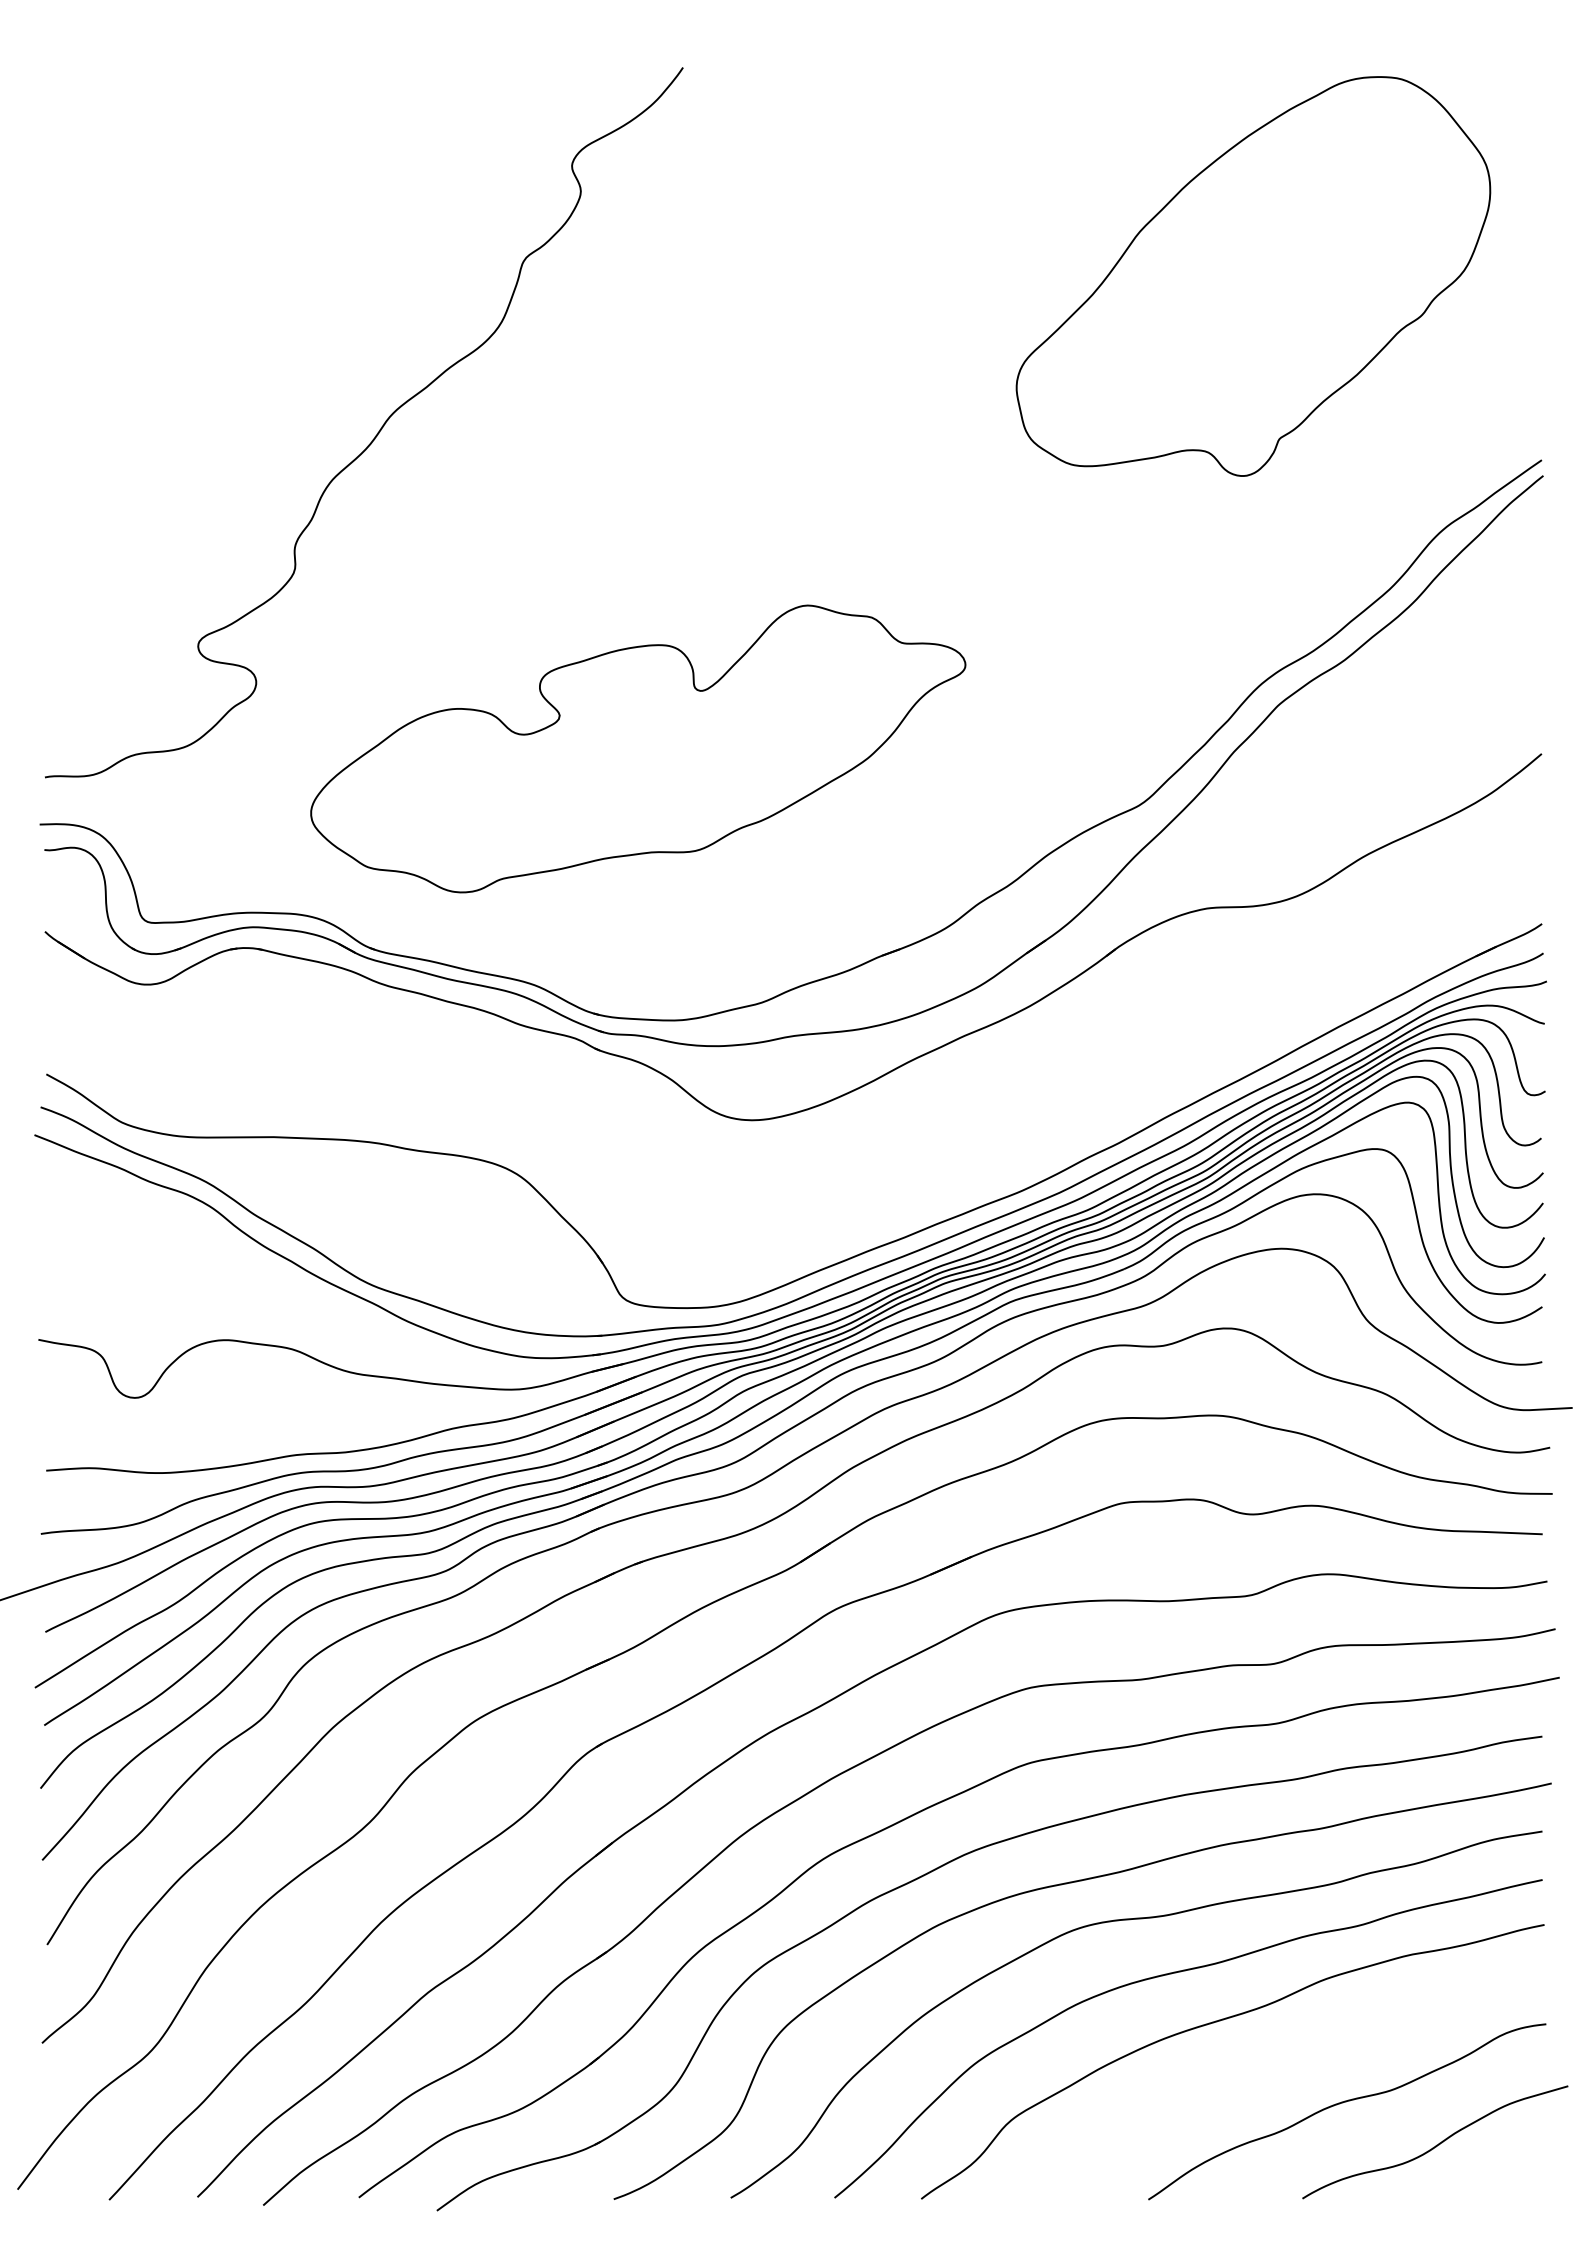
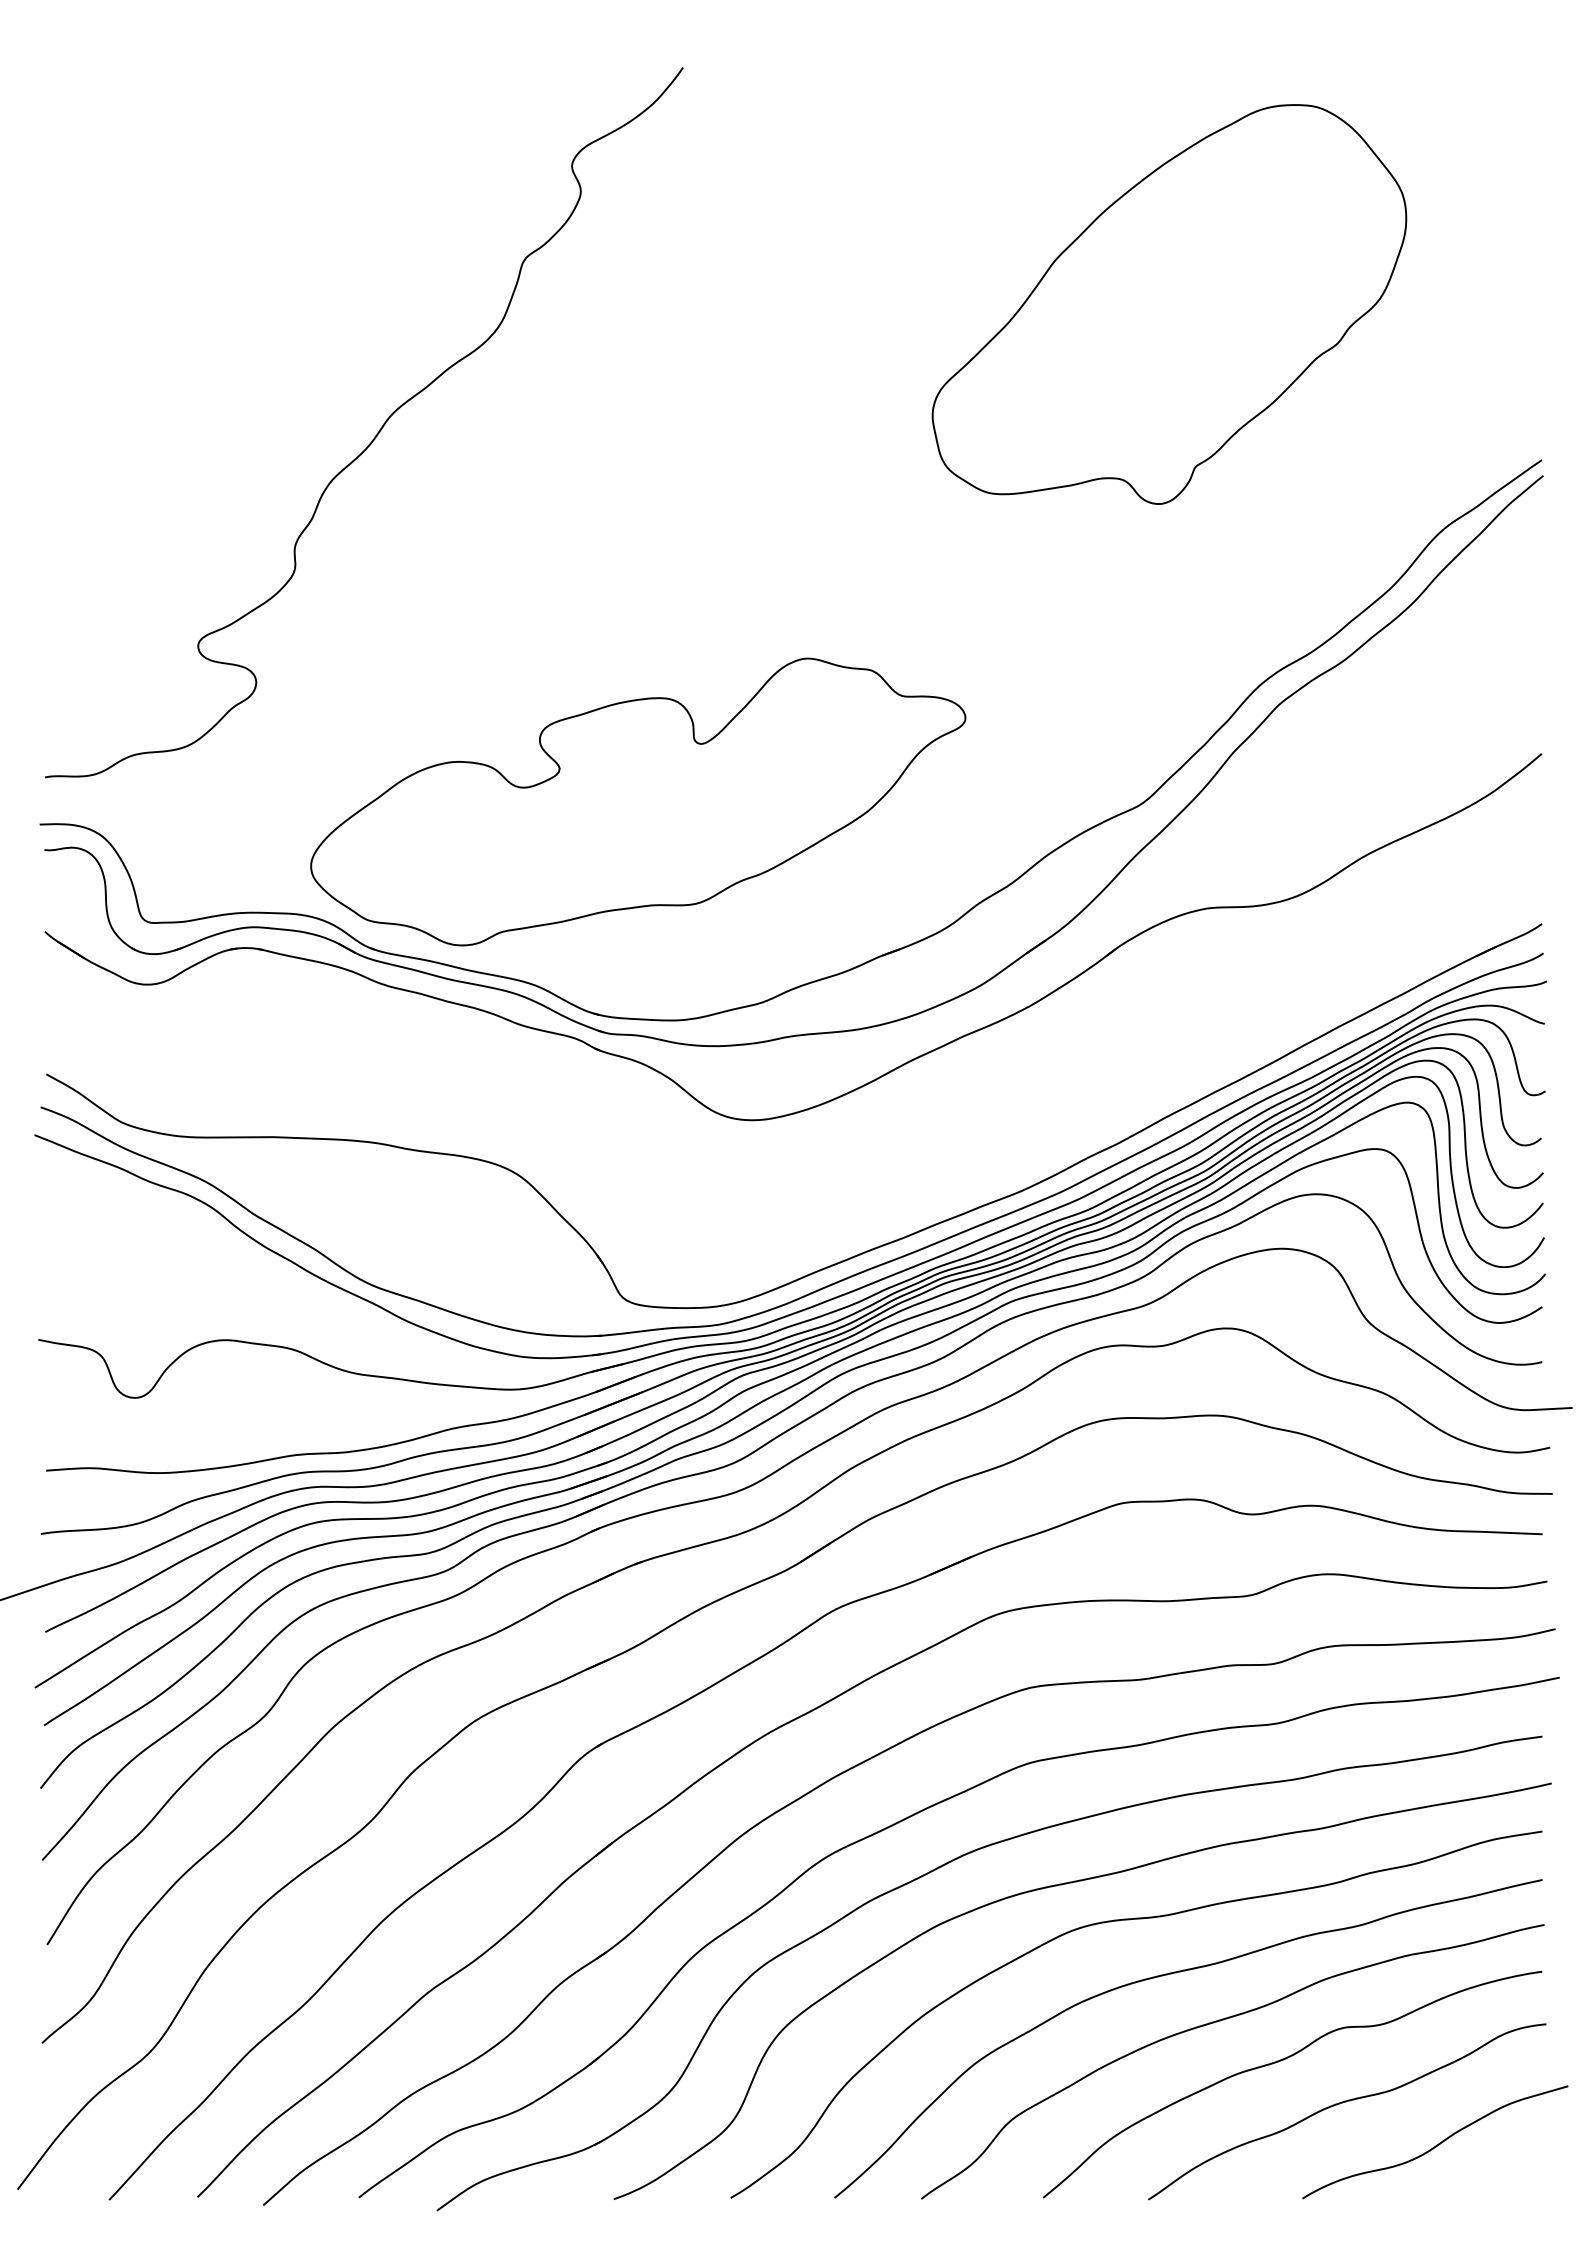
part position: (1253, 276) -> (1169, 304) (1169, 304)
part position: (638, 748) -> (638, 801) (638, 801)
curve: none -> present (1281, 2061)
